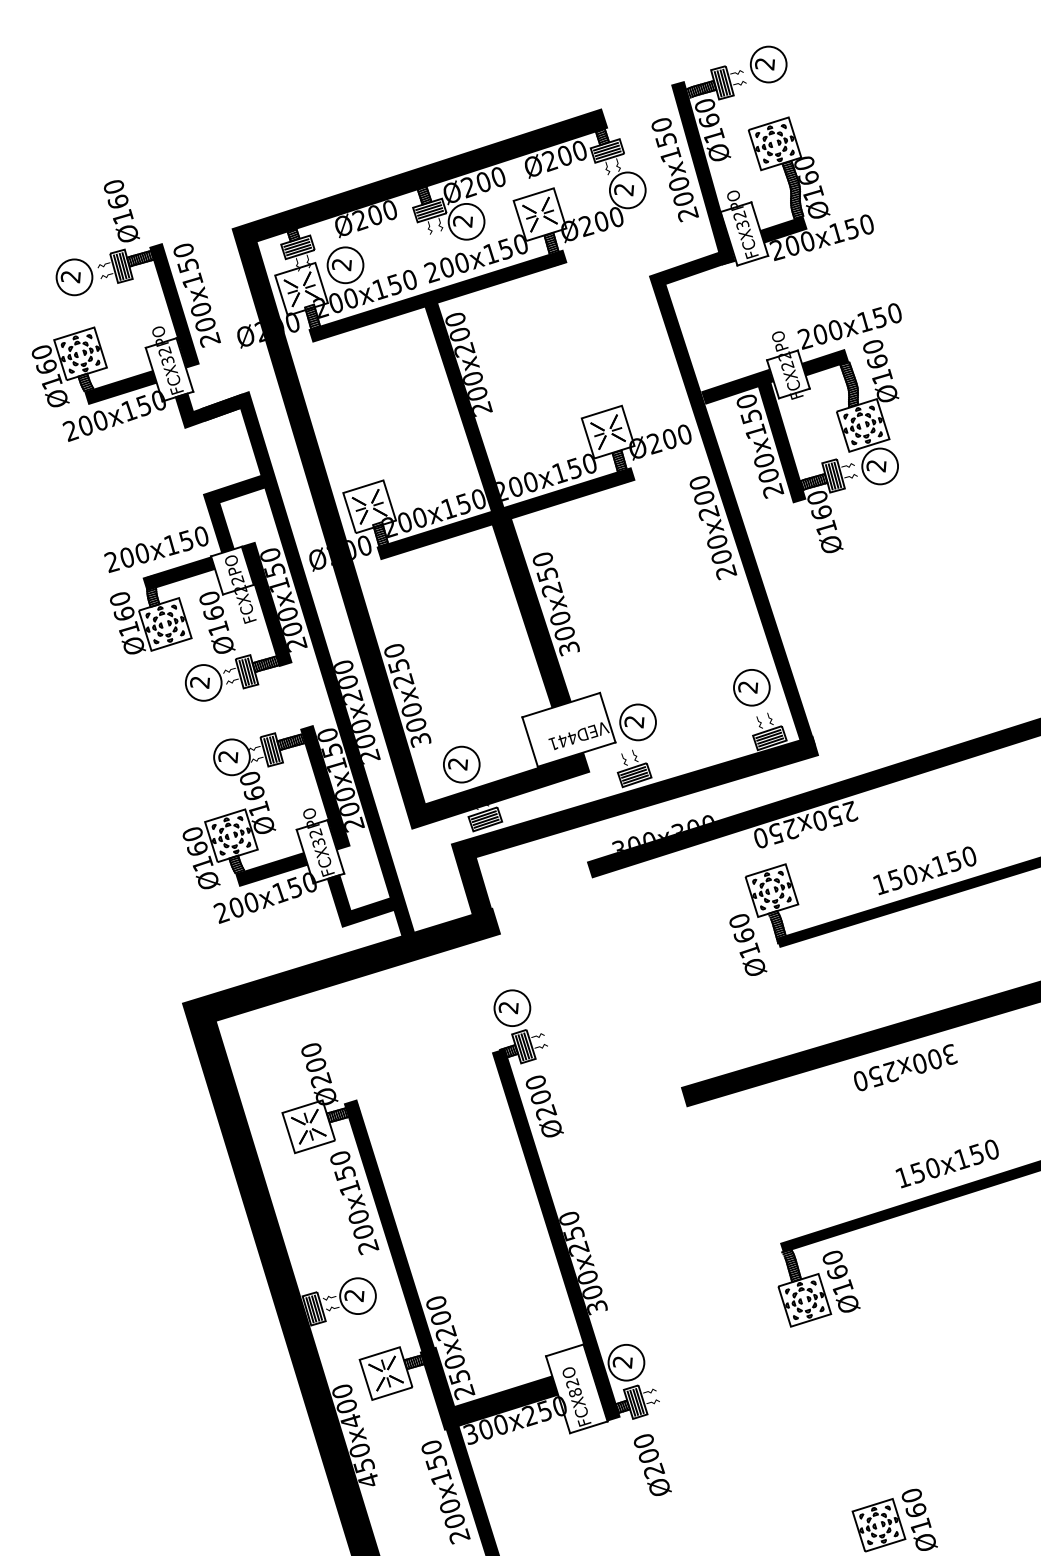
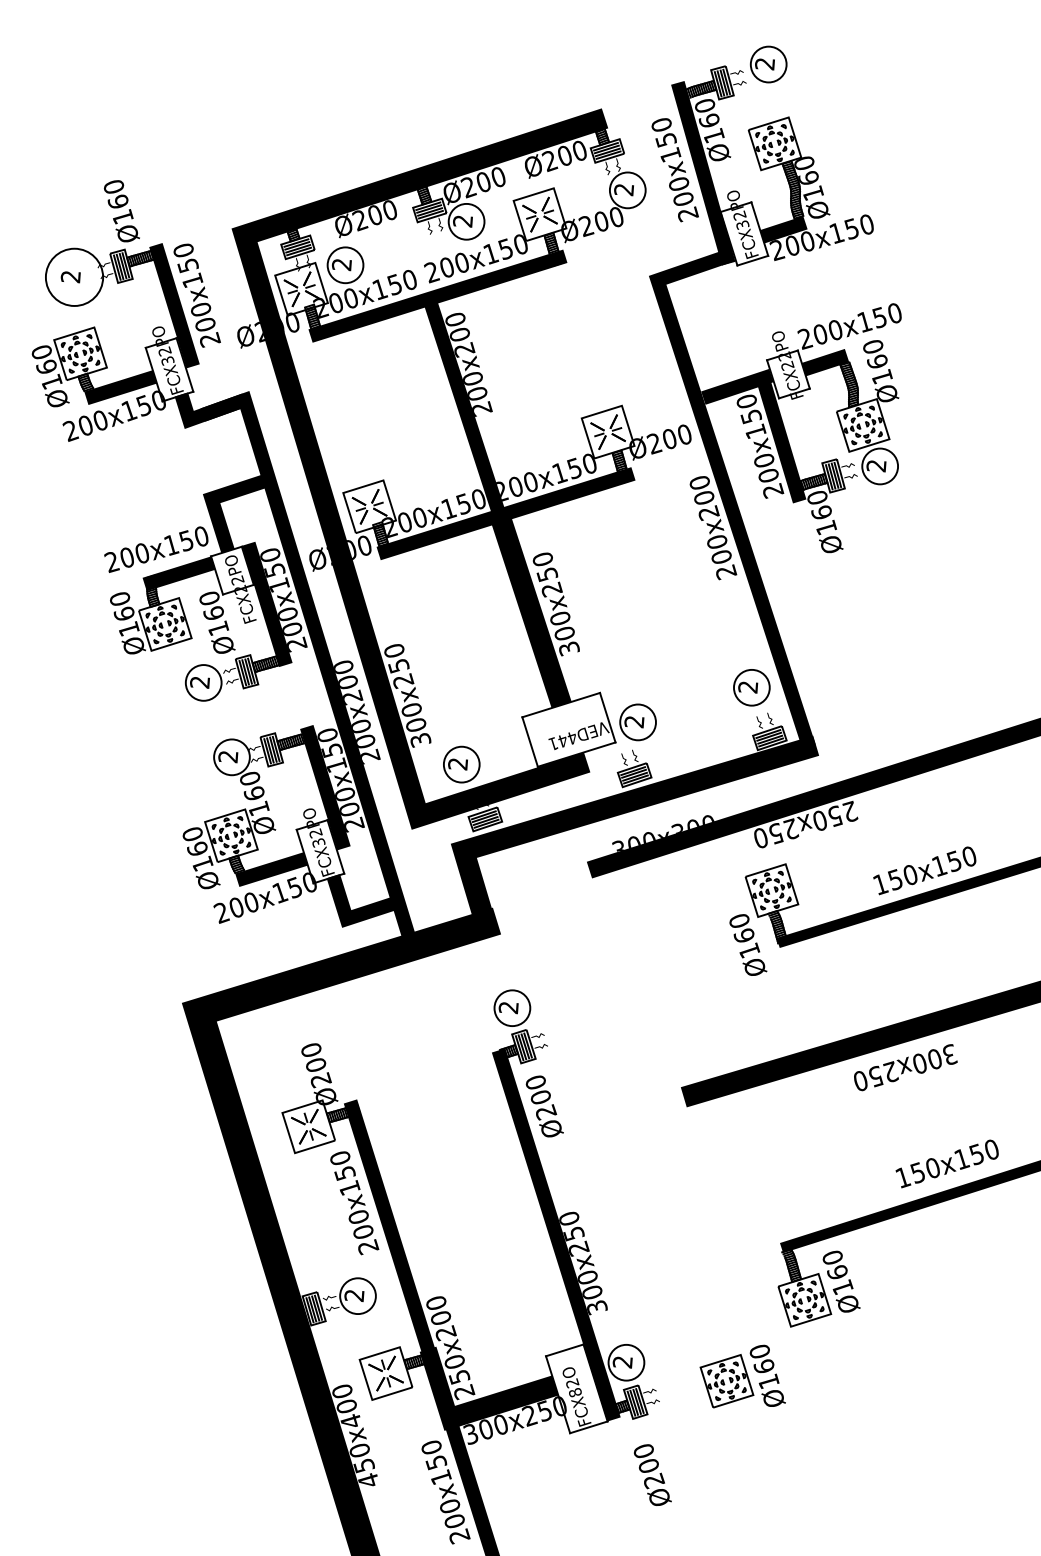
circle diameter: 36 px -> 57 px (74, 276)
text position: (652, 1464) -> (652, 1474) (652, 1474)
part position: (894, 1520) -> (742, 1376) (742, 1376)
